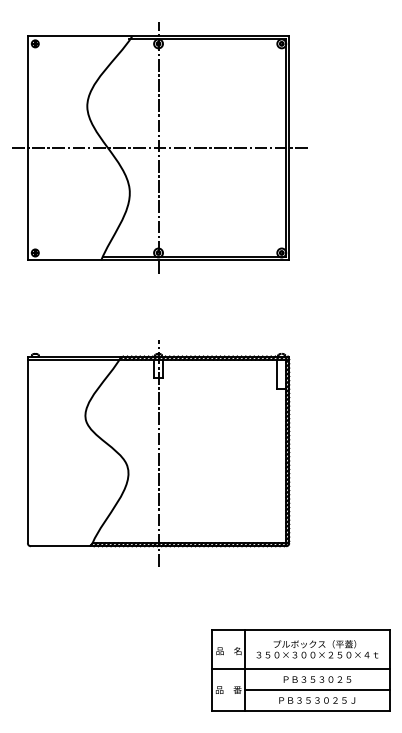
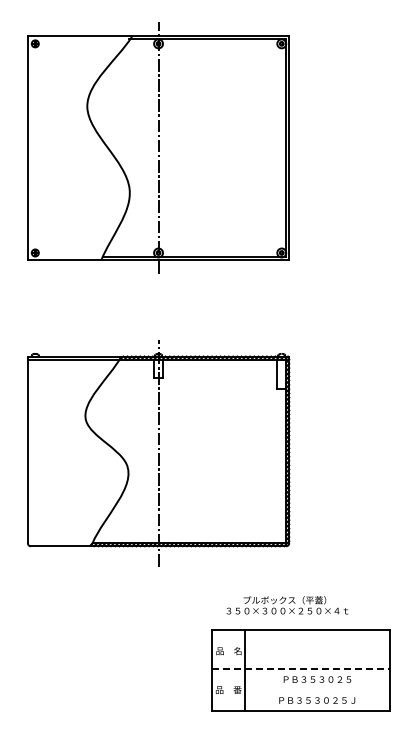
line: present -> none (159, 148)
text position: (317, 649) -> (287, 605) (287, 605)
line: solid -> dashed (301, 669)
line: present -> none (317, 690)
